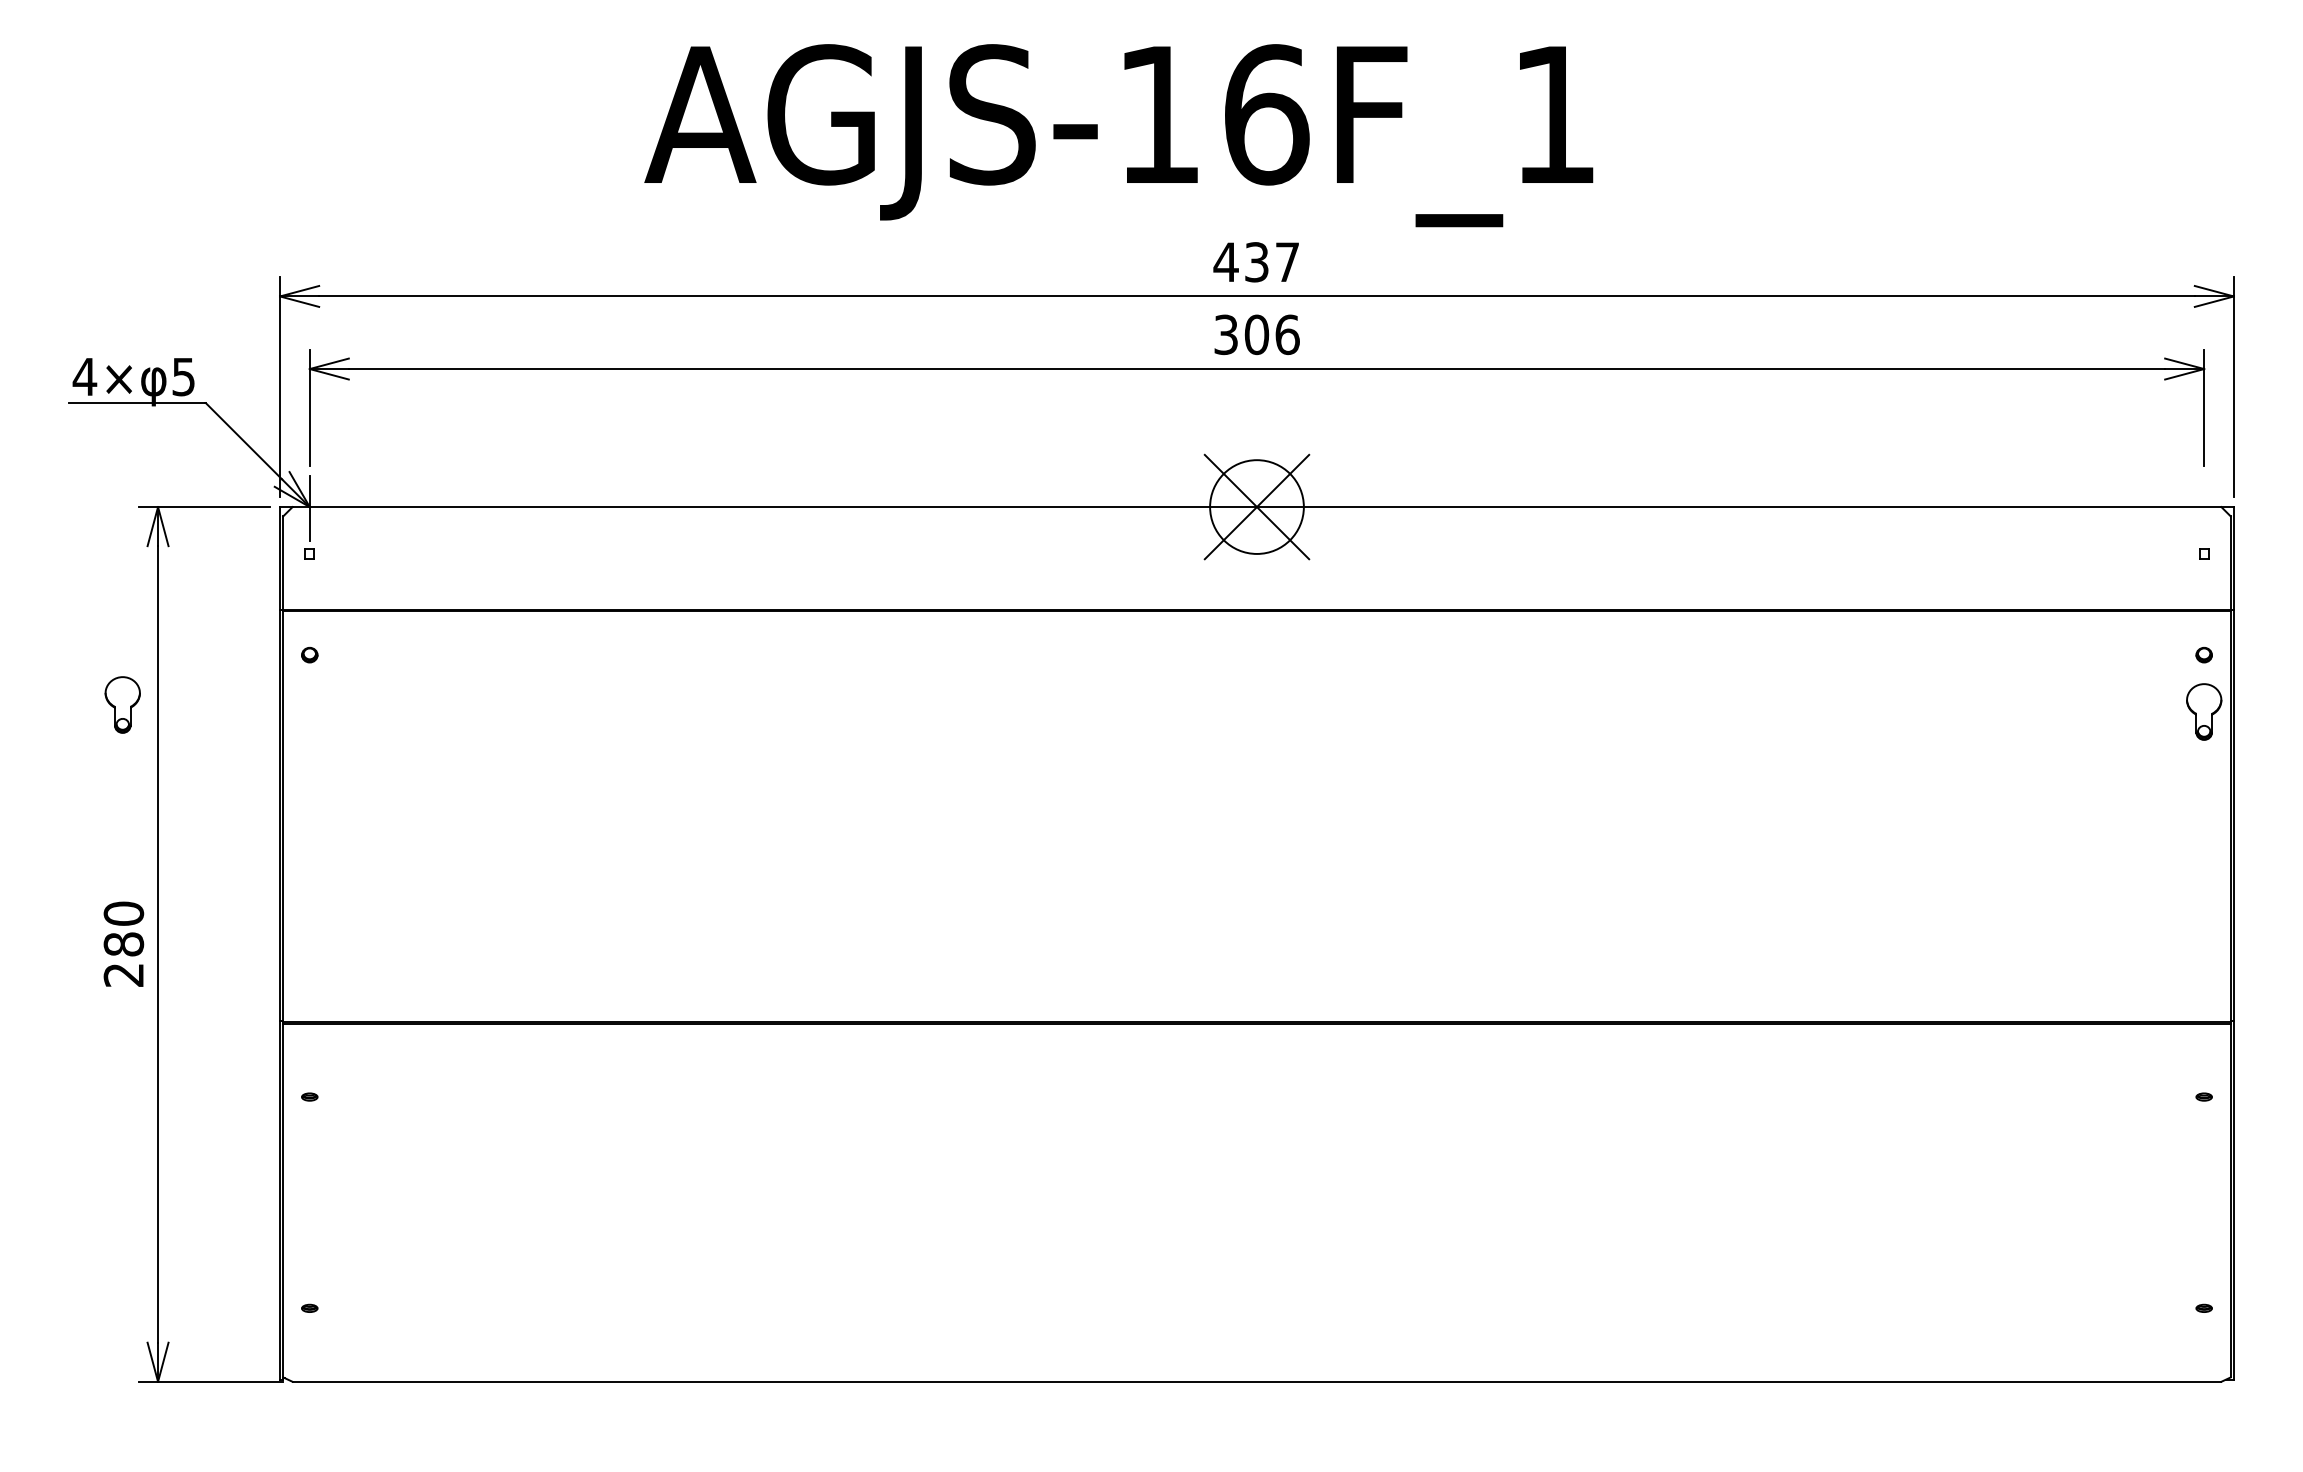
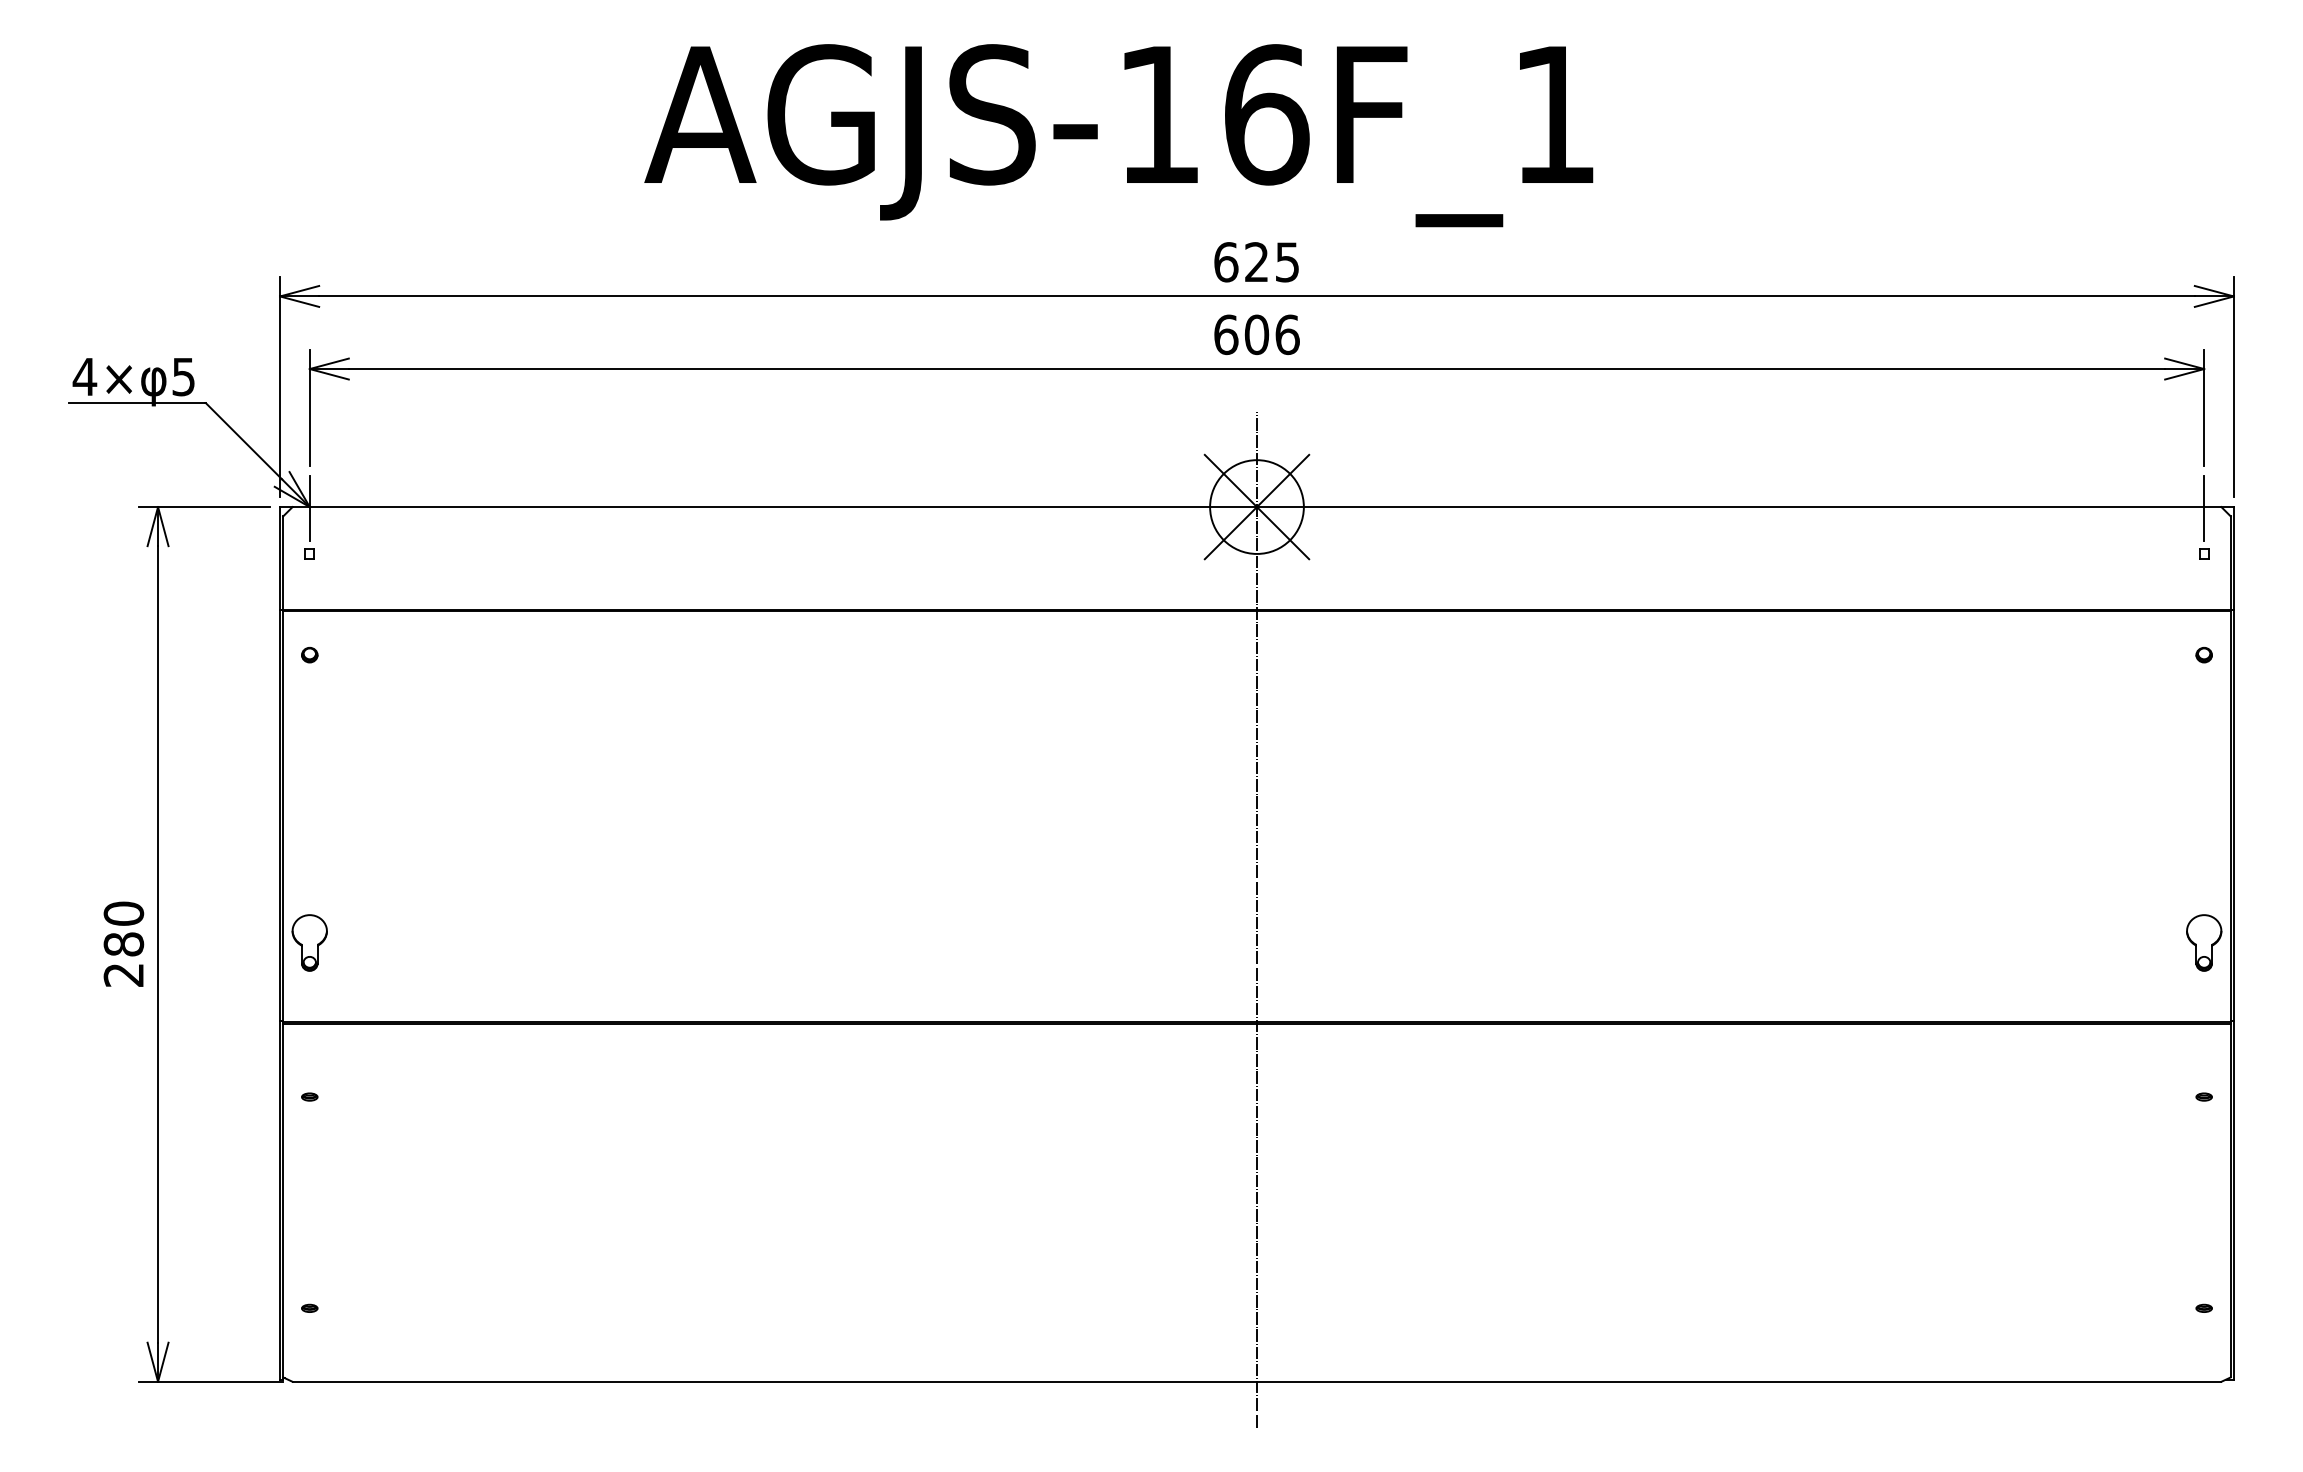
text: 437 -> 625 (1255, 262)
text: 306 -> 606 (1226, 334)
line: none -> present (2204, 507)
part position: (122, 704) -> (309, 942) (309, 942)
part position: (2204, 711) -> (2204, 942) (2204, 942)
line: none -> present (1256, 919)
